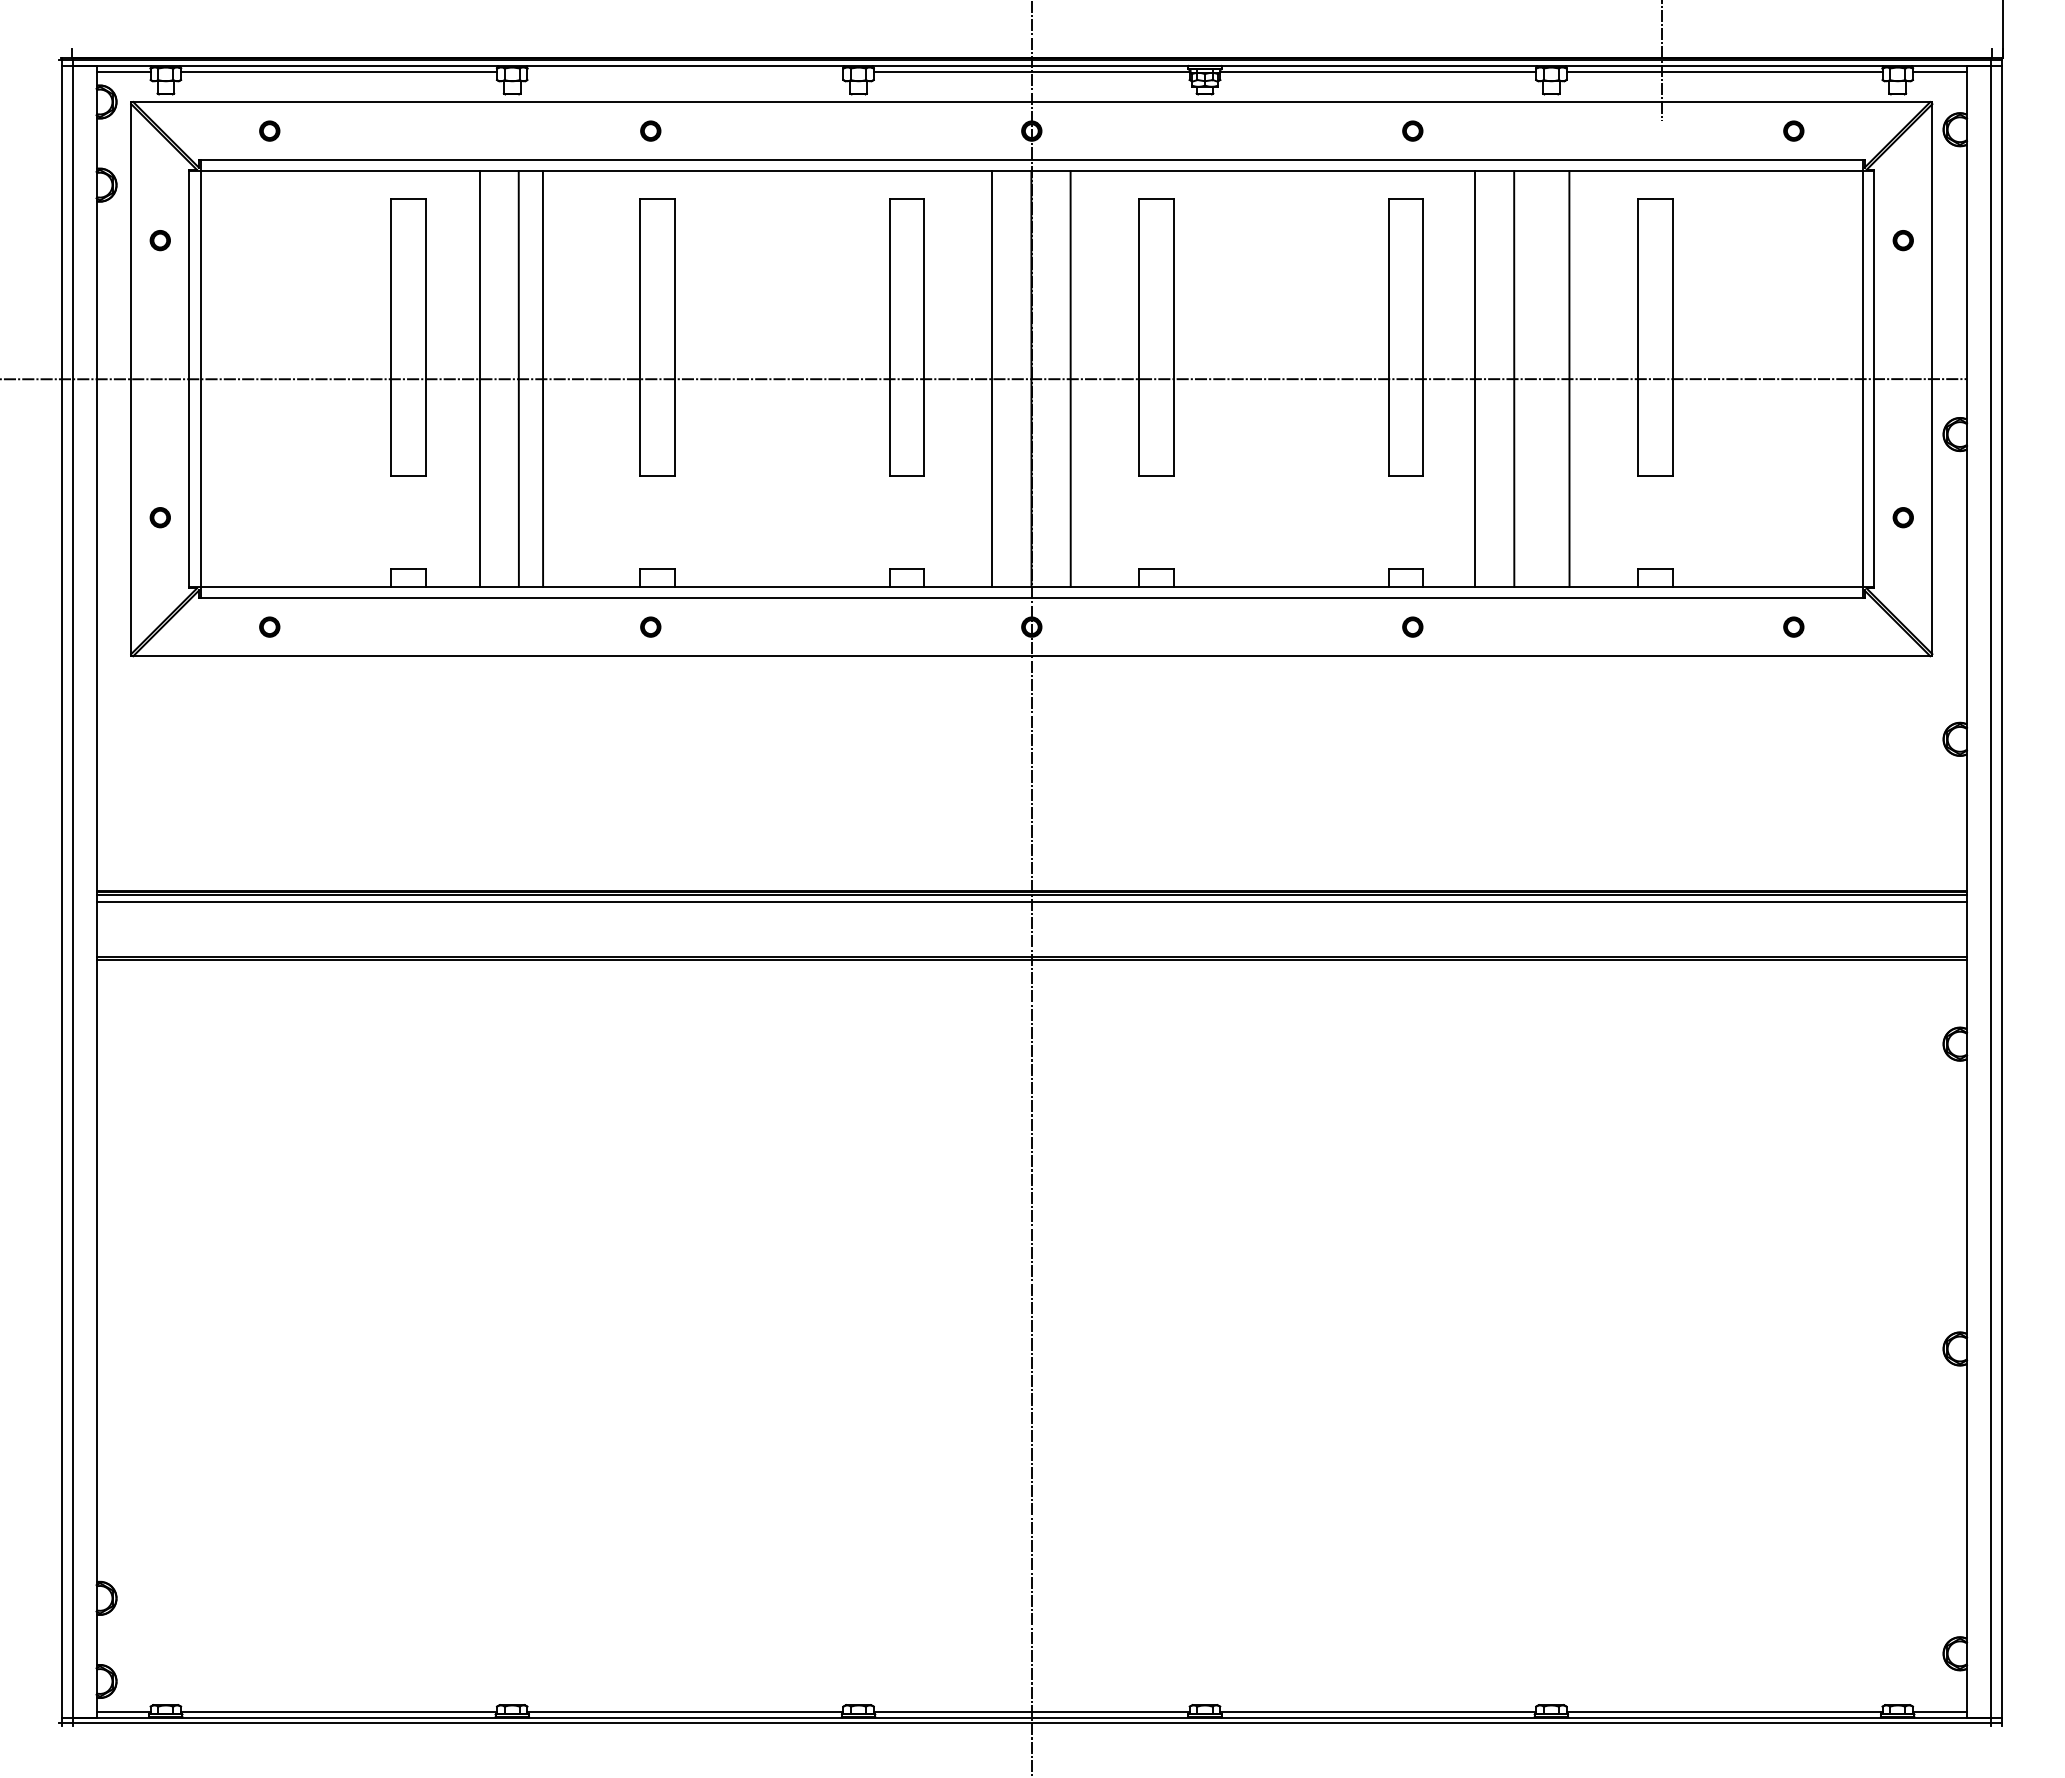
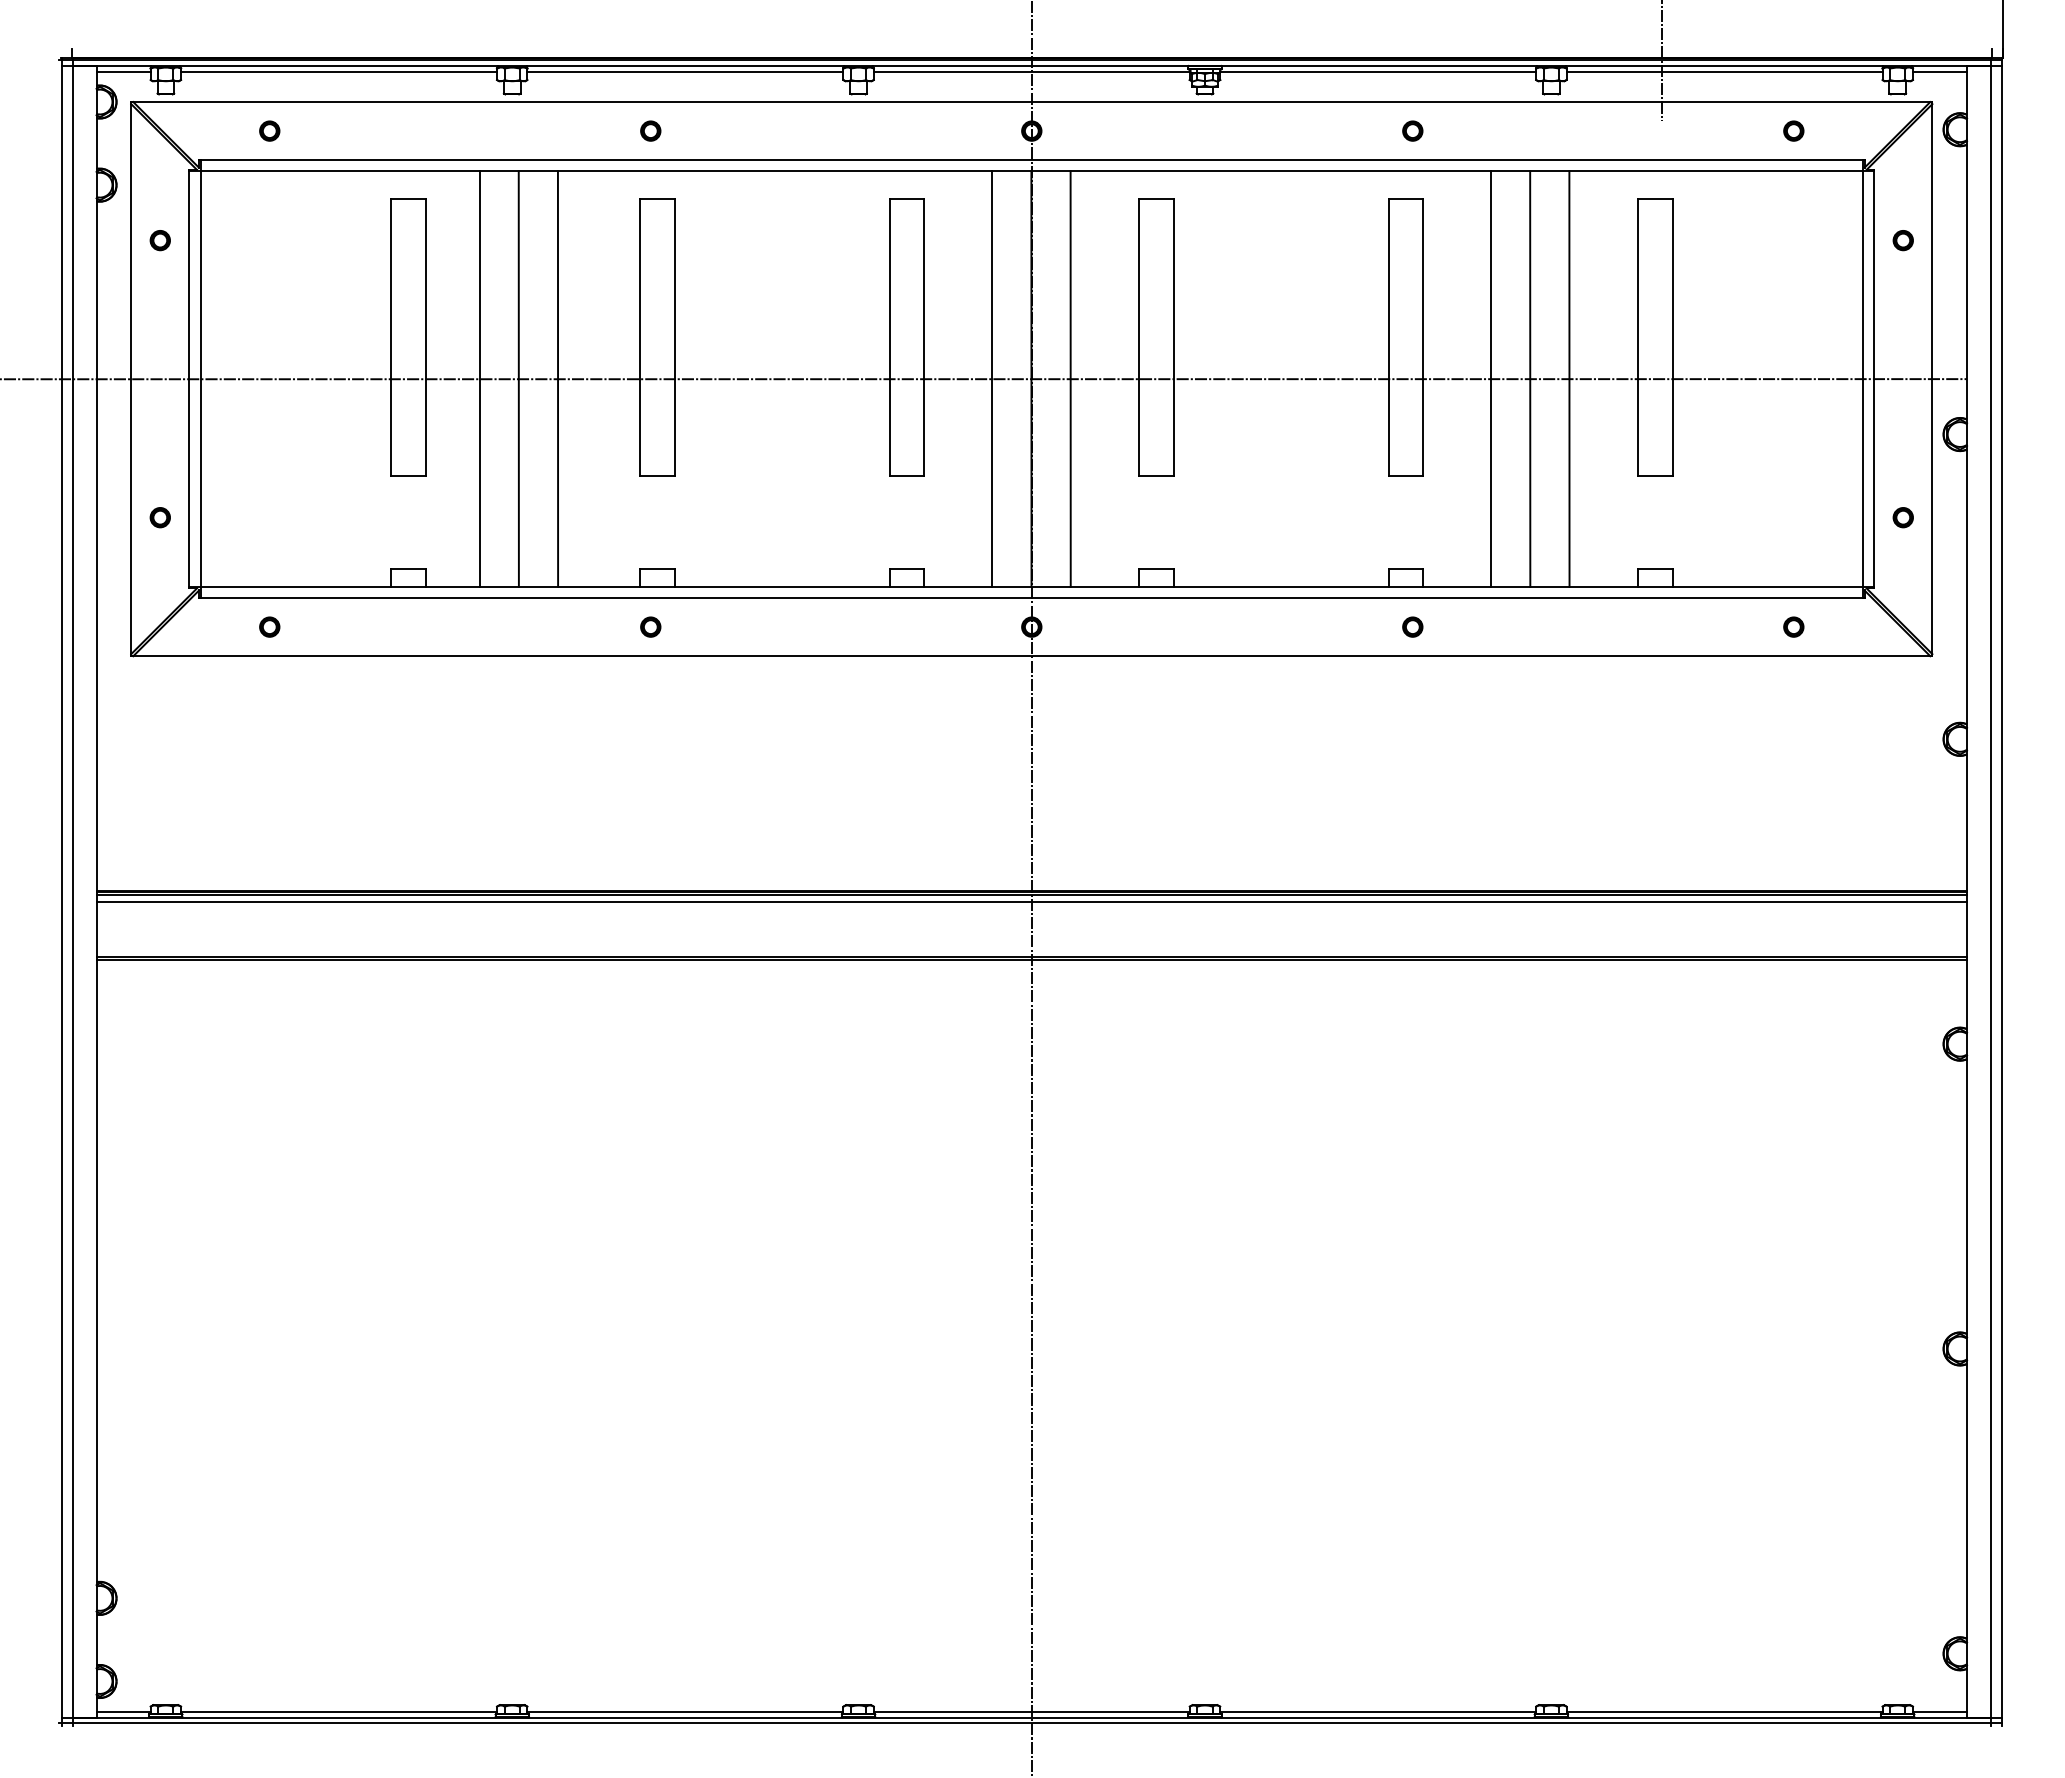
line: none -> present (685, 71)
line position: (542, 378) -> (557, 378) (557, 378)
line position: (1475, 378) -> (1491, 378) (1491, 378)
line position: (1514, 378) -> (1530, 378) (1530, 378)
